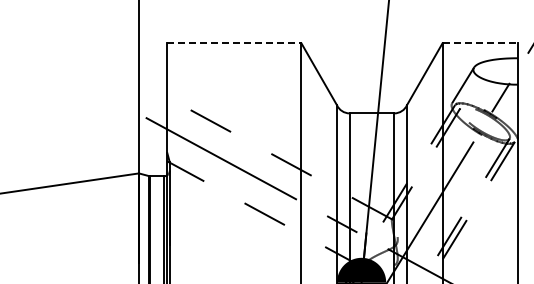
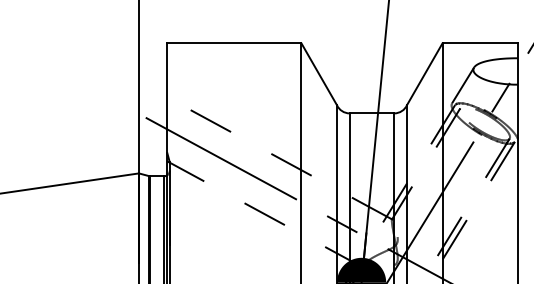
line: dashed -> solid (234, 43)
line: dashed -> solid (480, 43)
